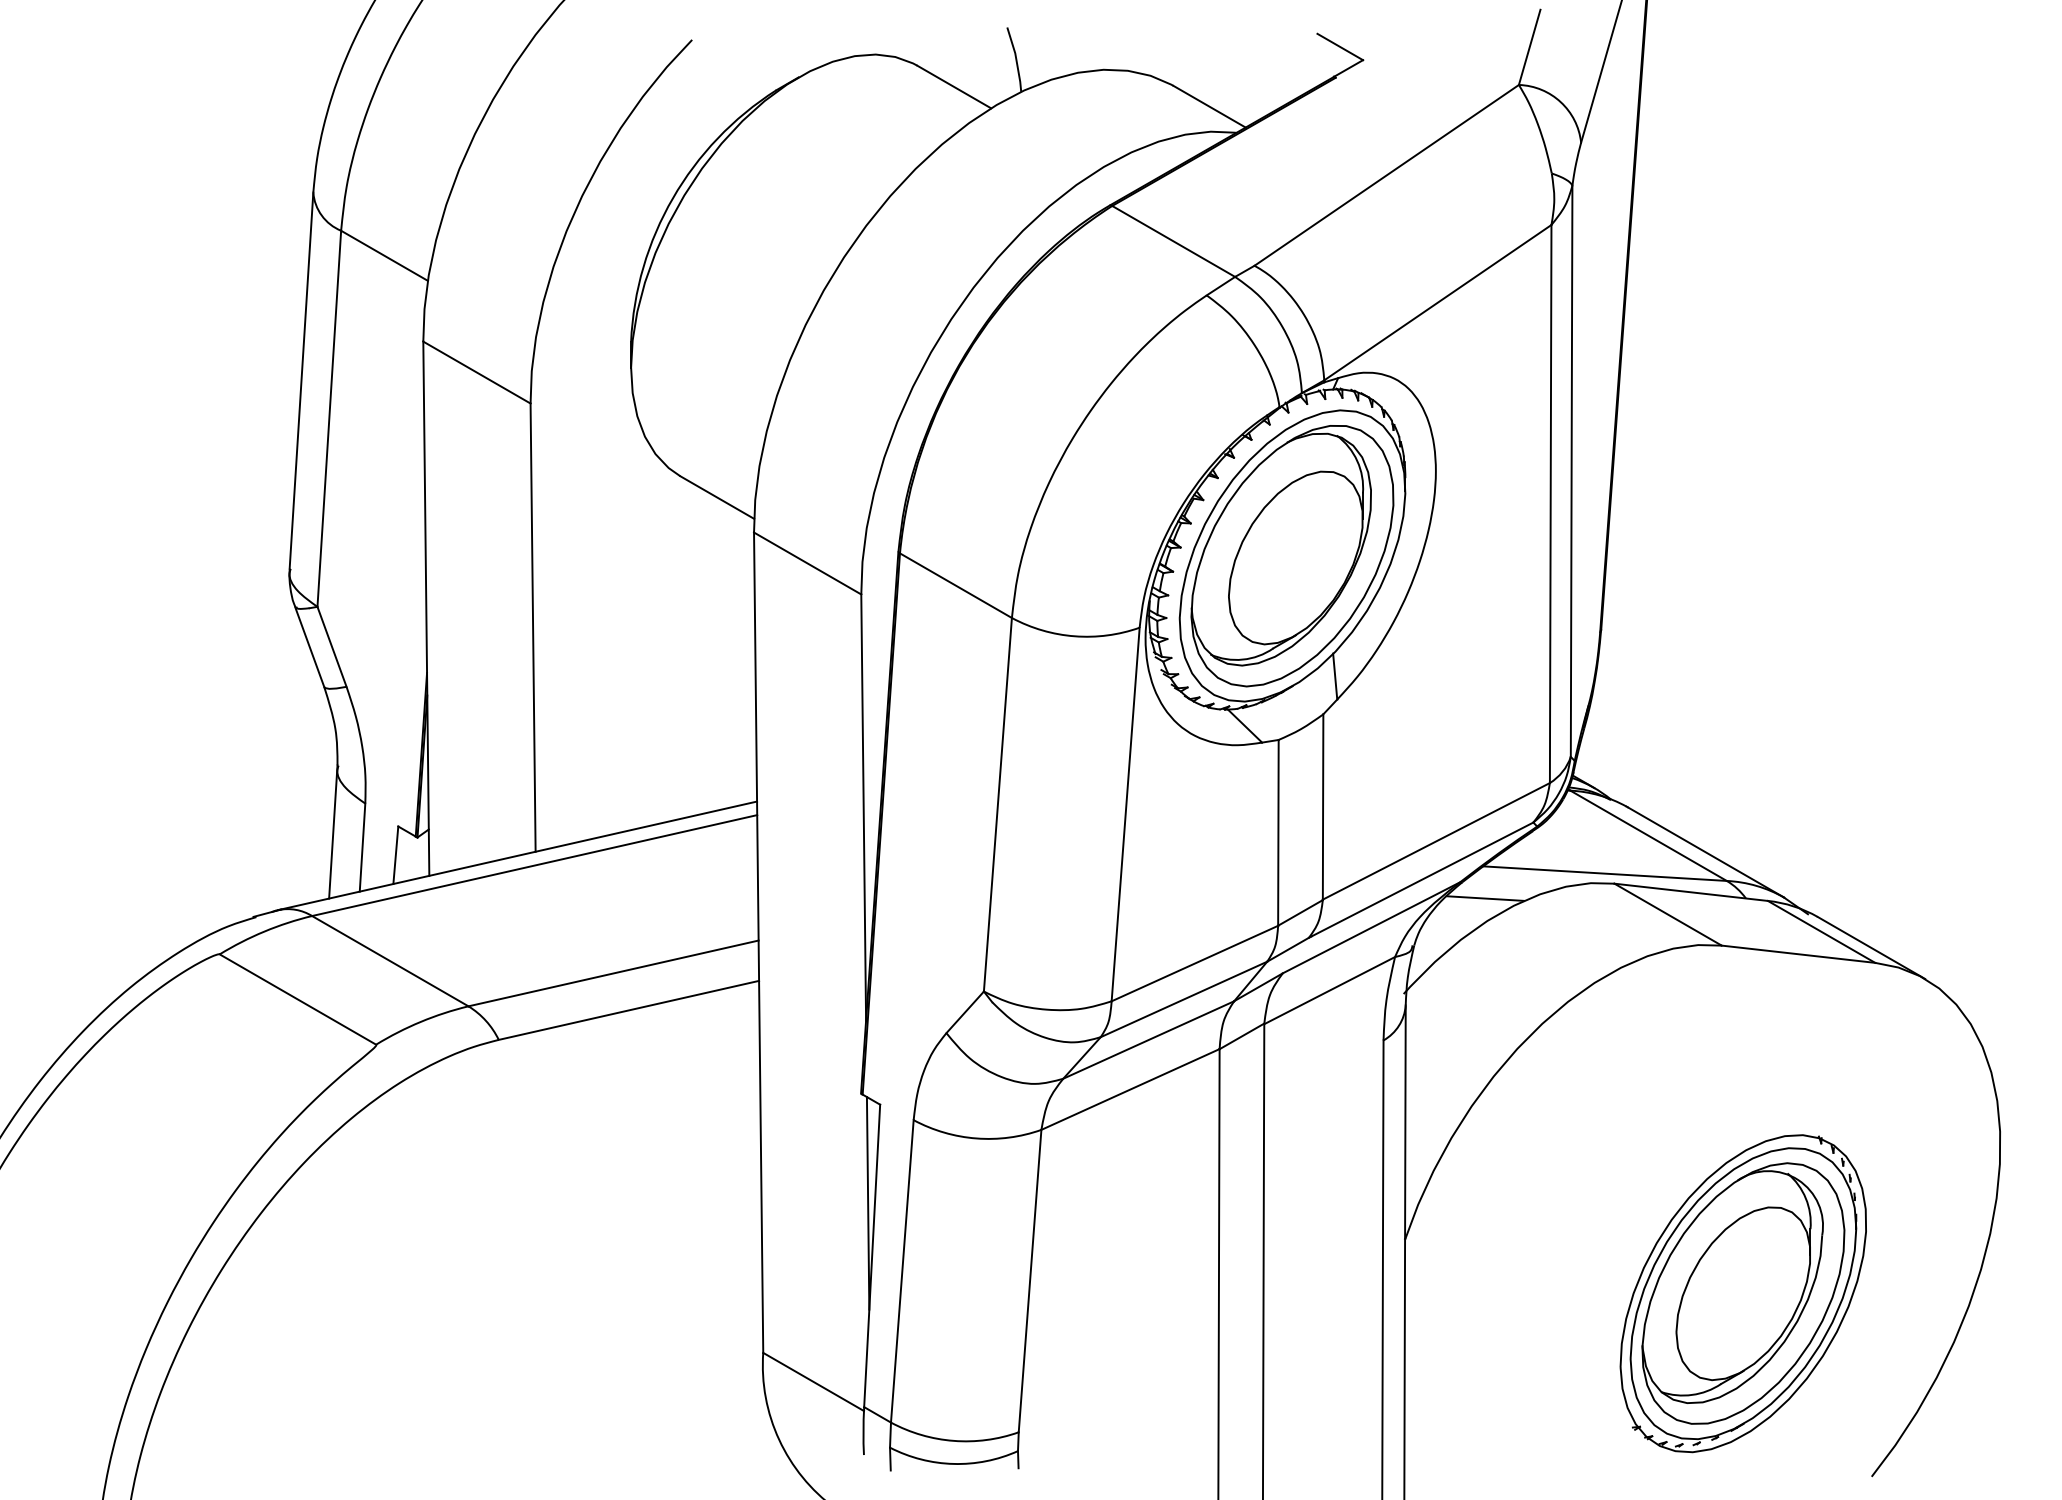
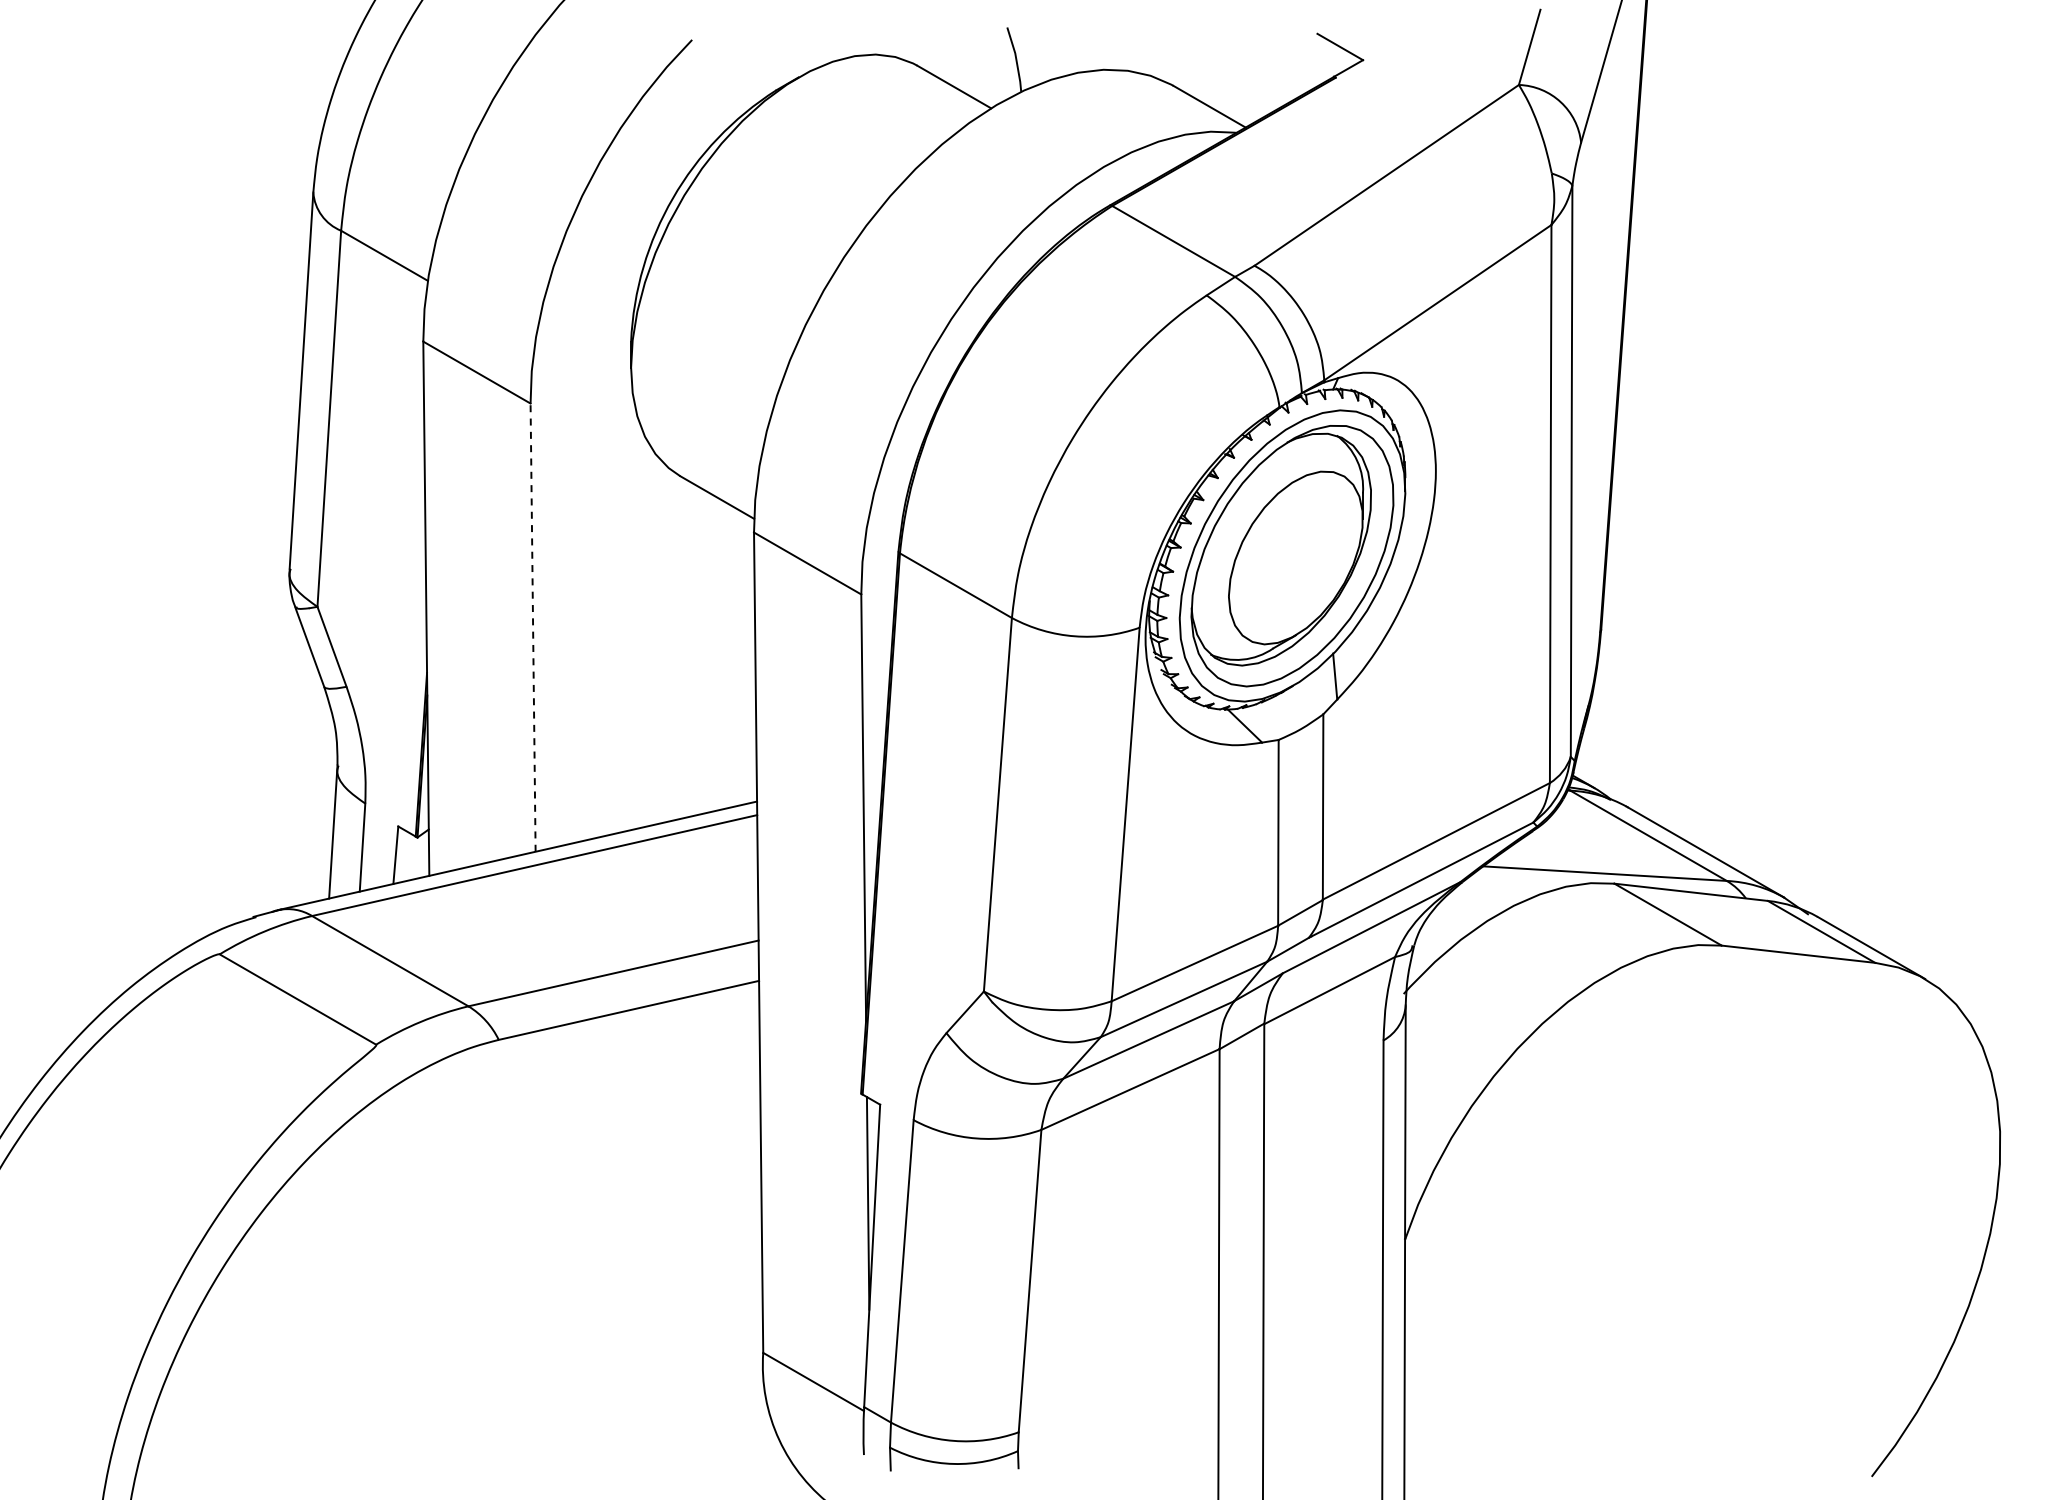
line: solid -> dashed (533, 627)
line: present -> none (1485, 898)
part: present -> none (1742, 1293)
